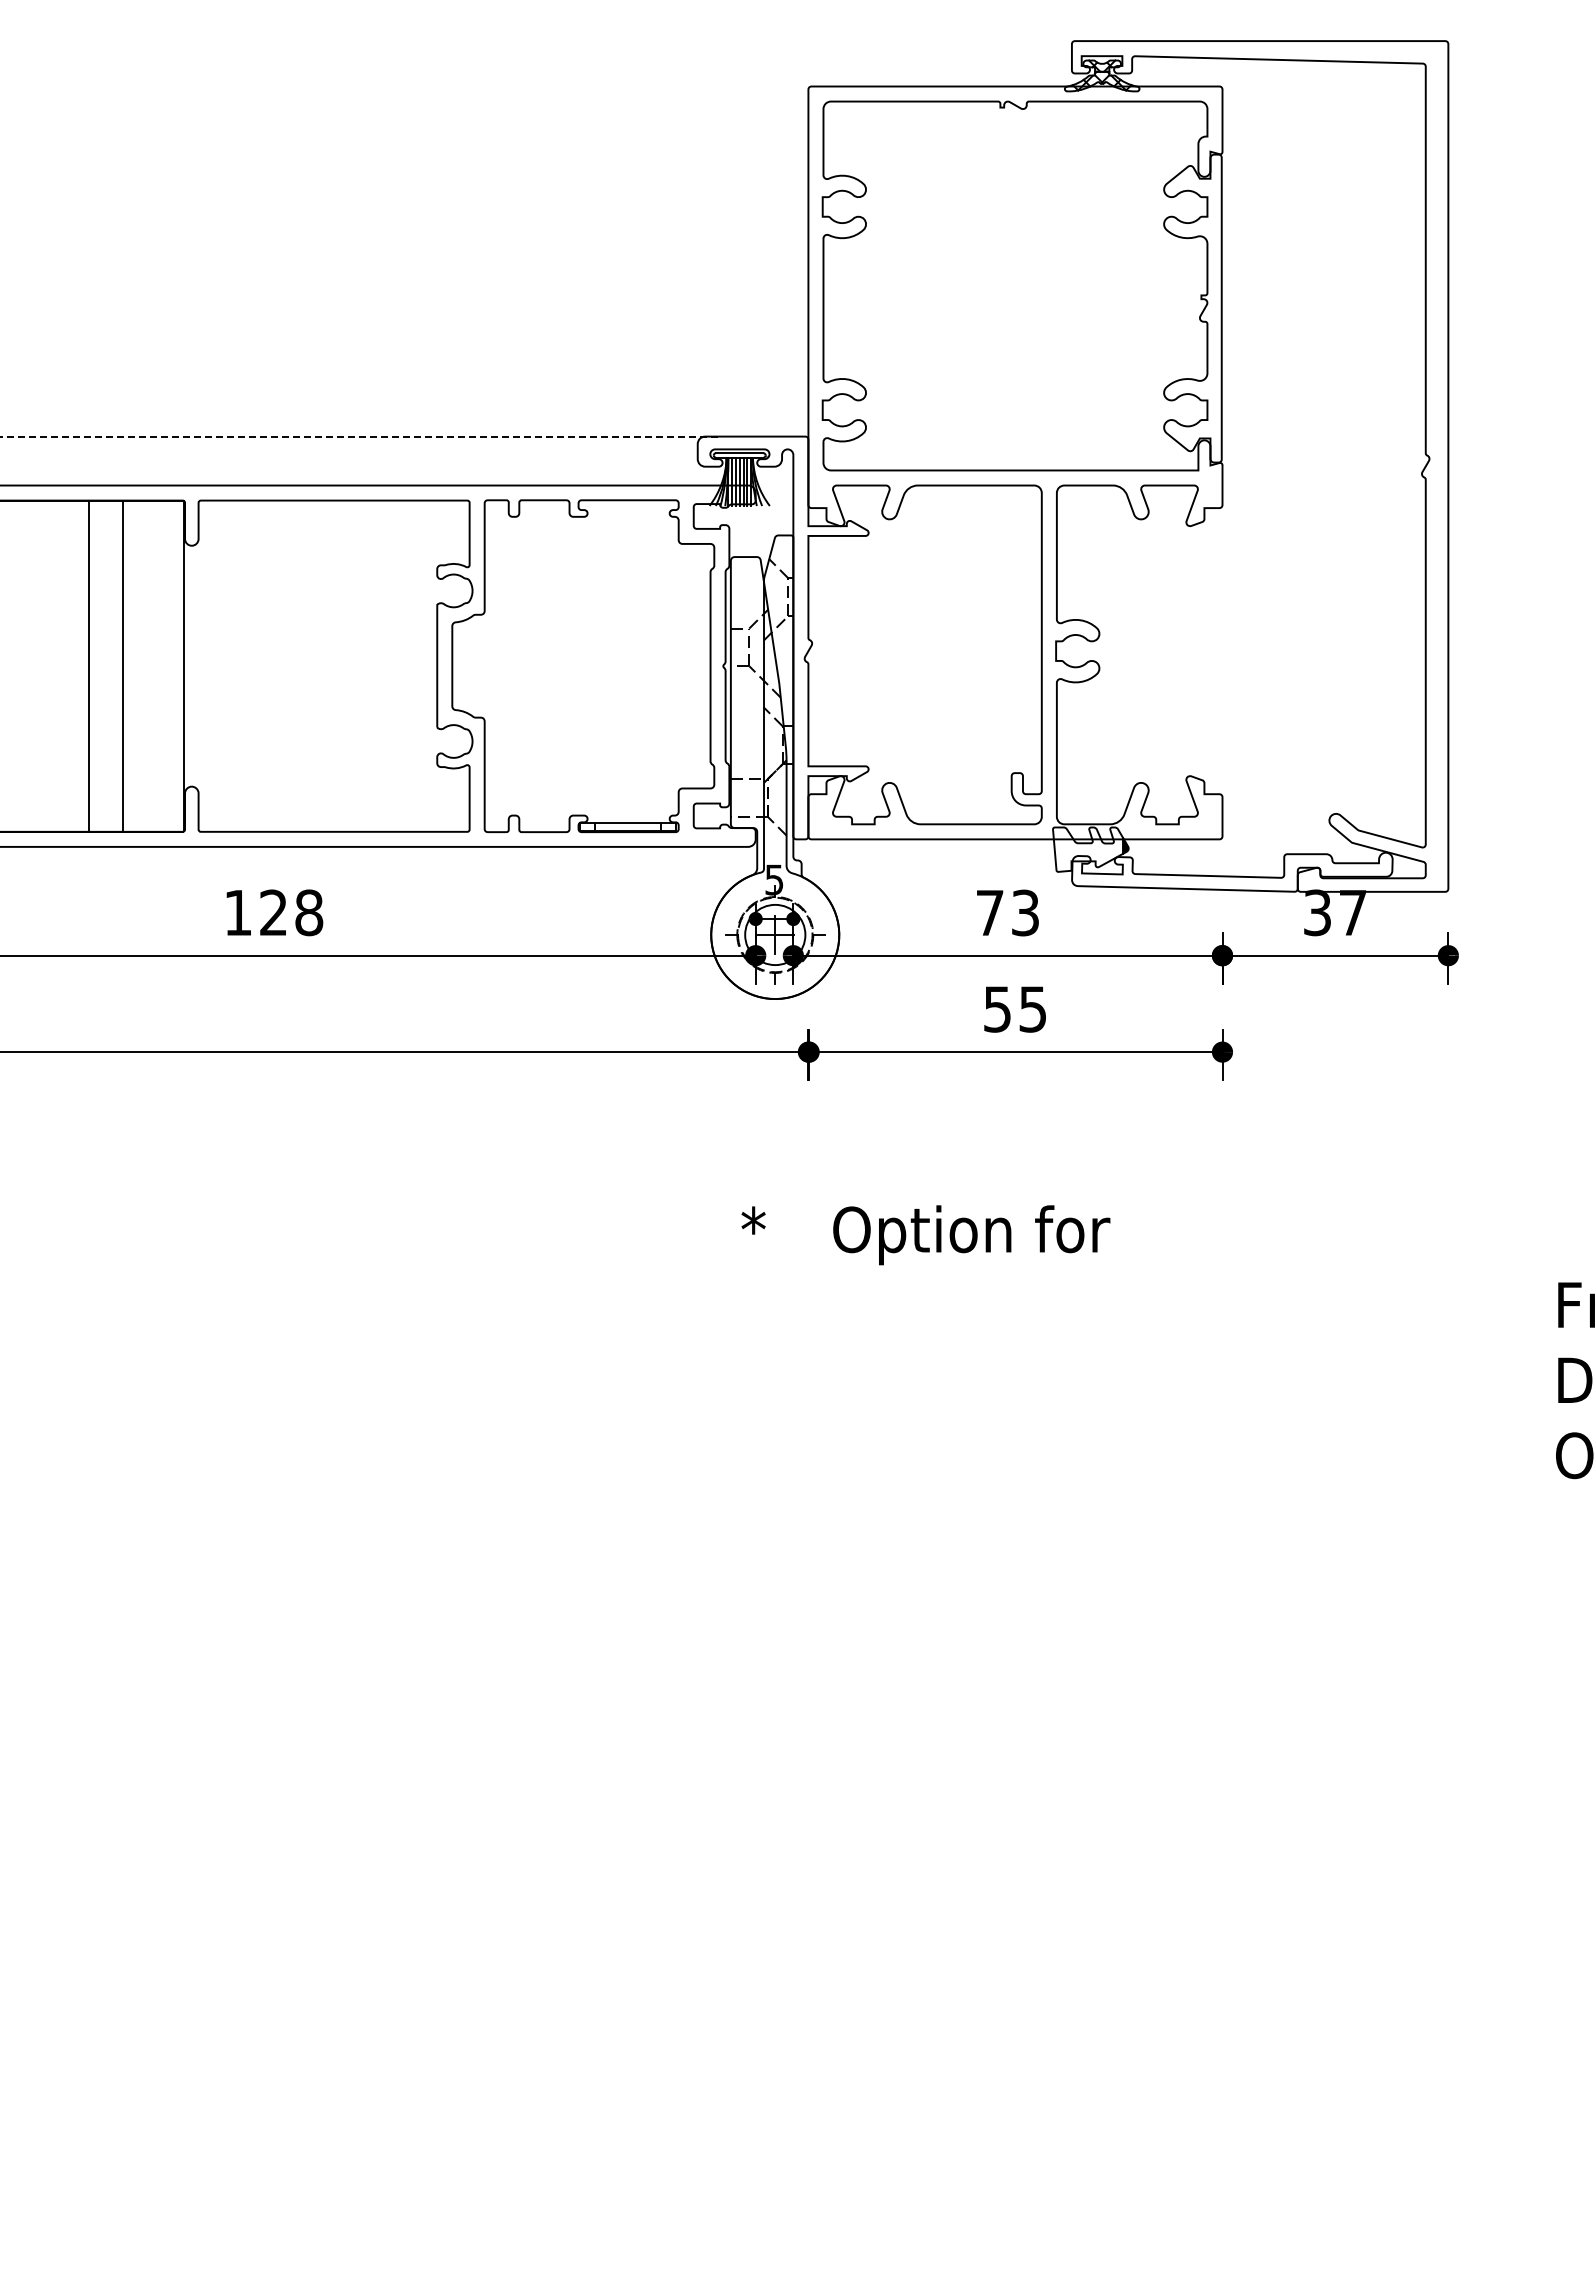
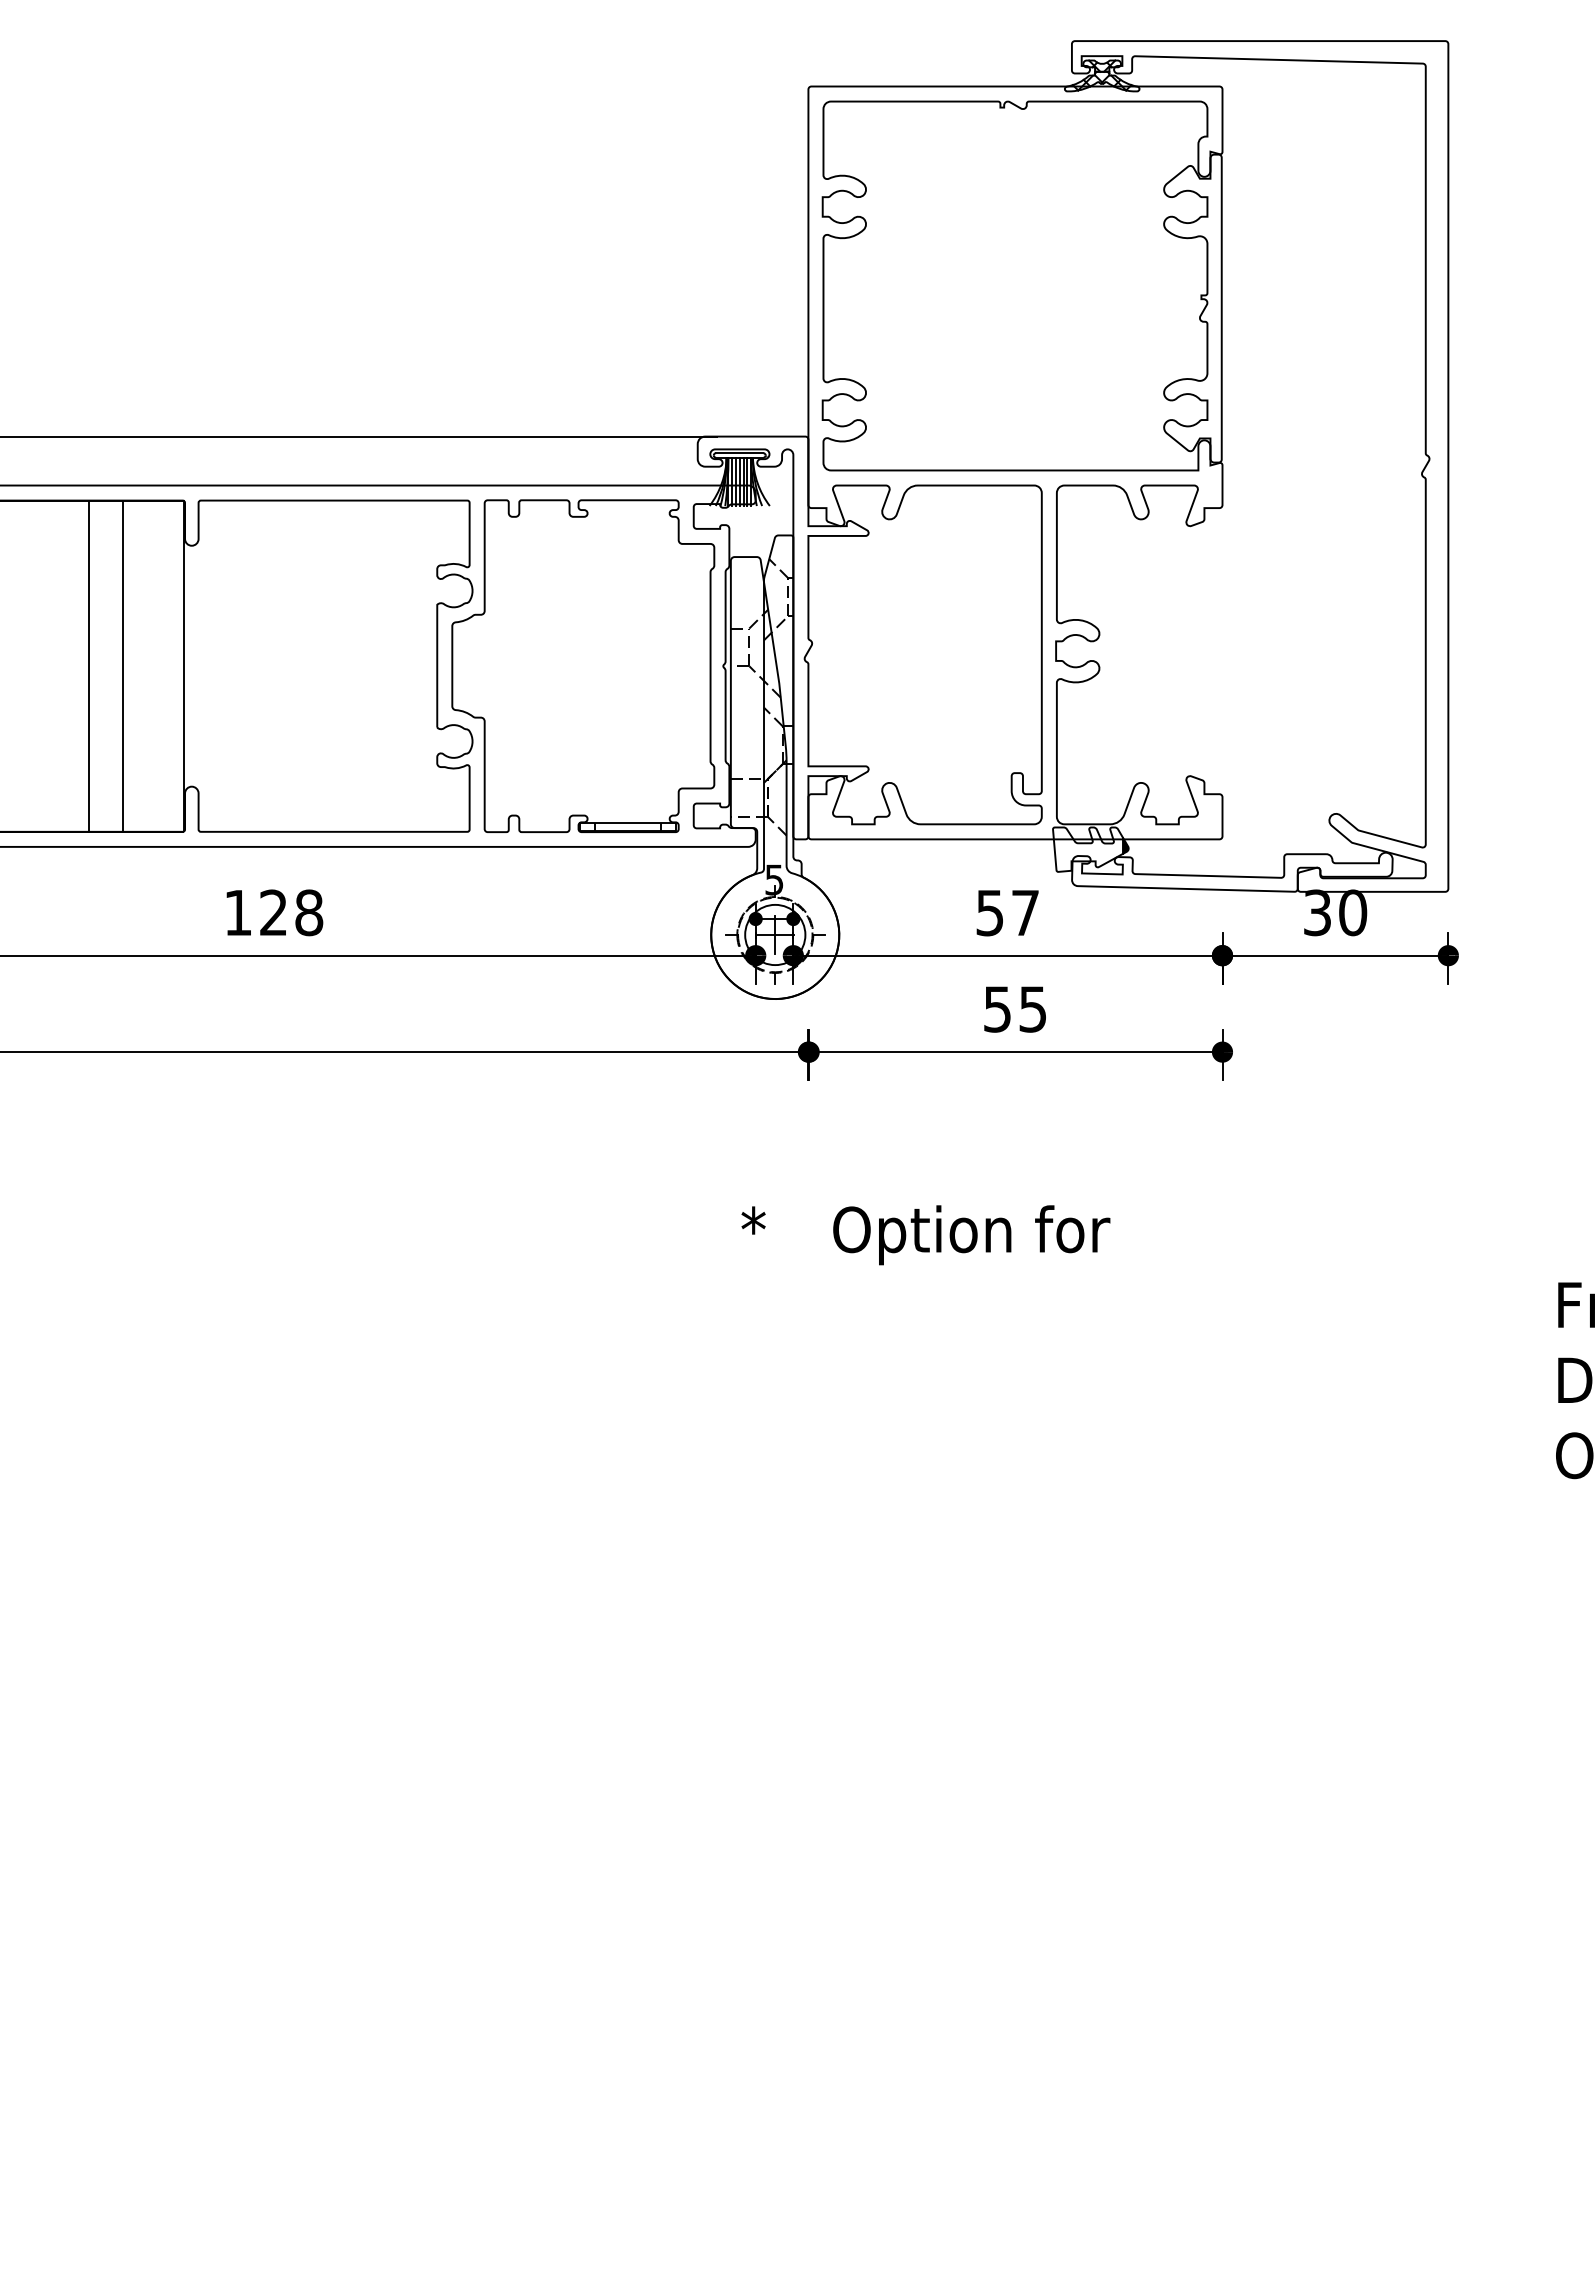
line: dashed -> solid (359, 436)
text: 73 -> 57 (1007, 912)
text: 37 -> 30 (1353, 912)
